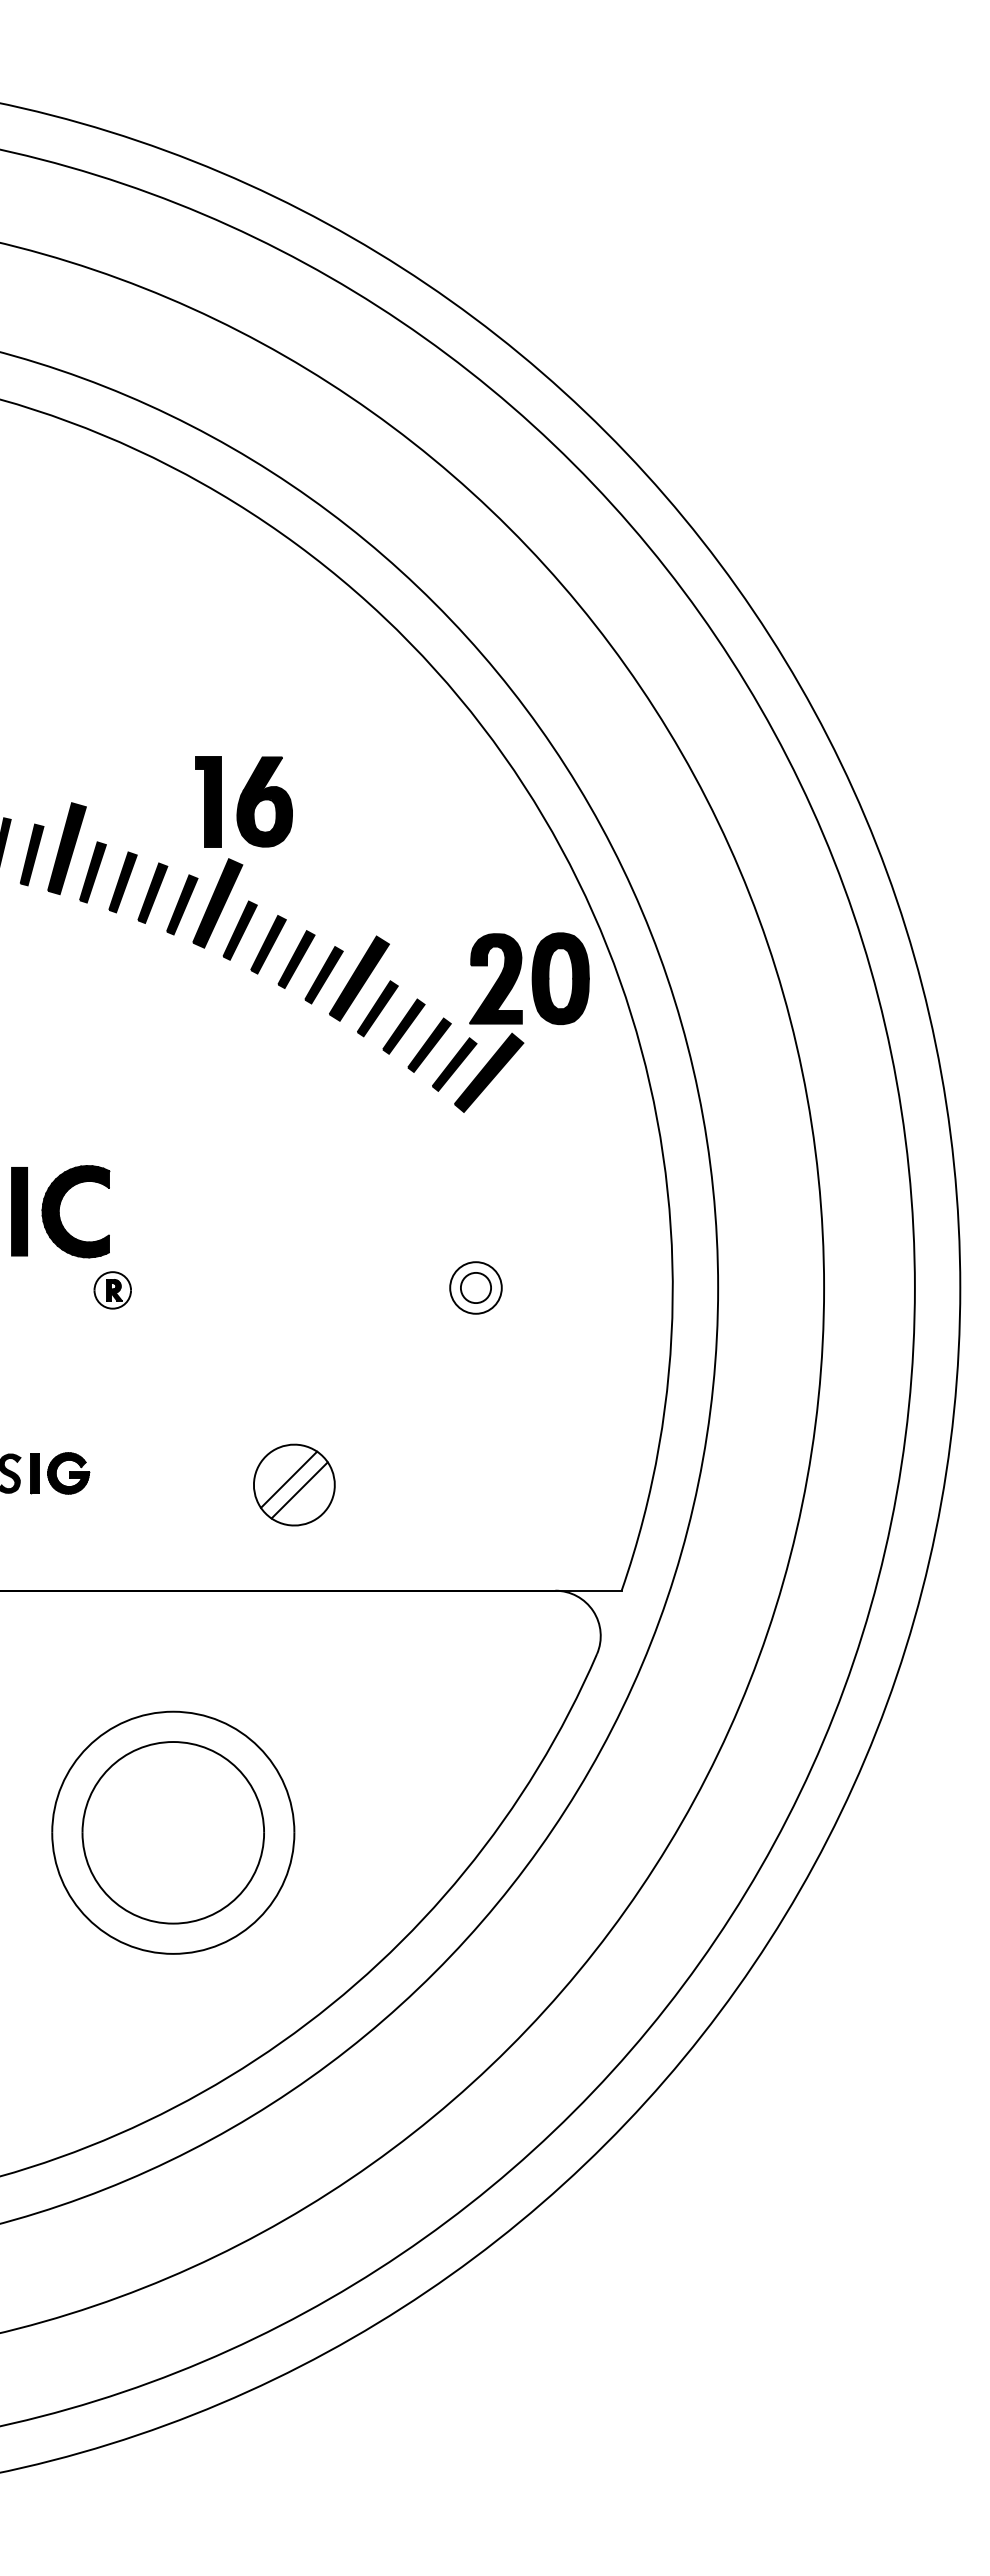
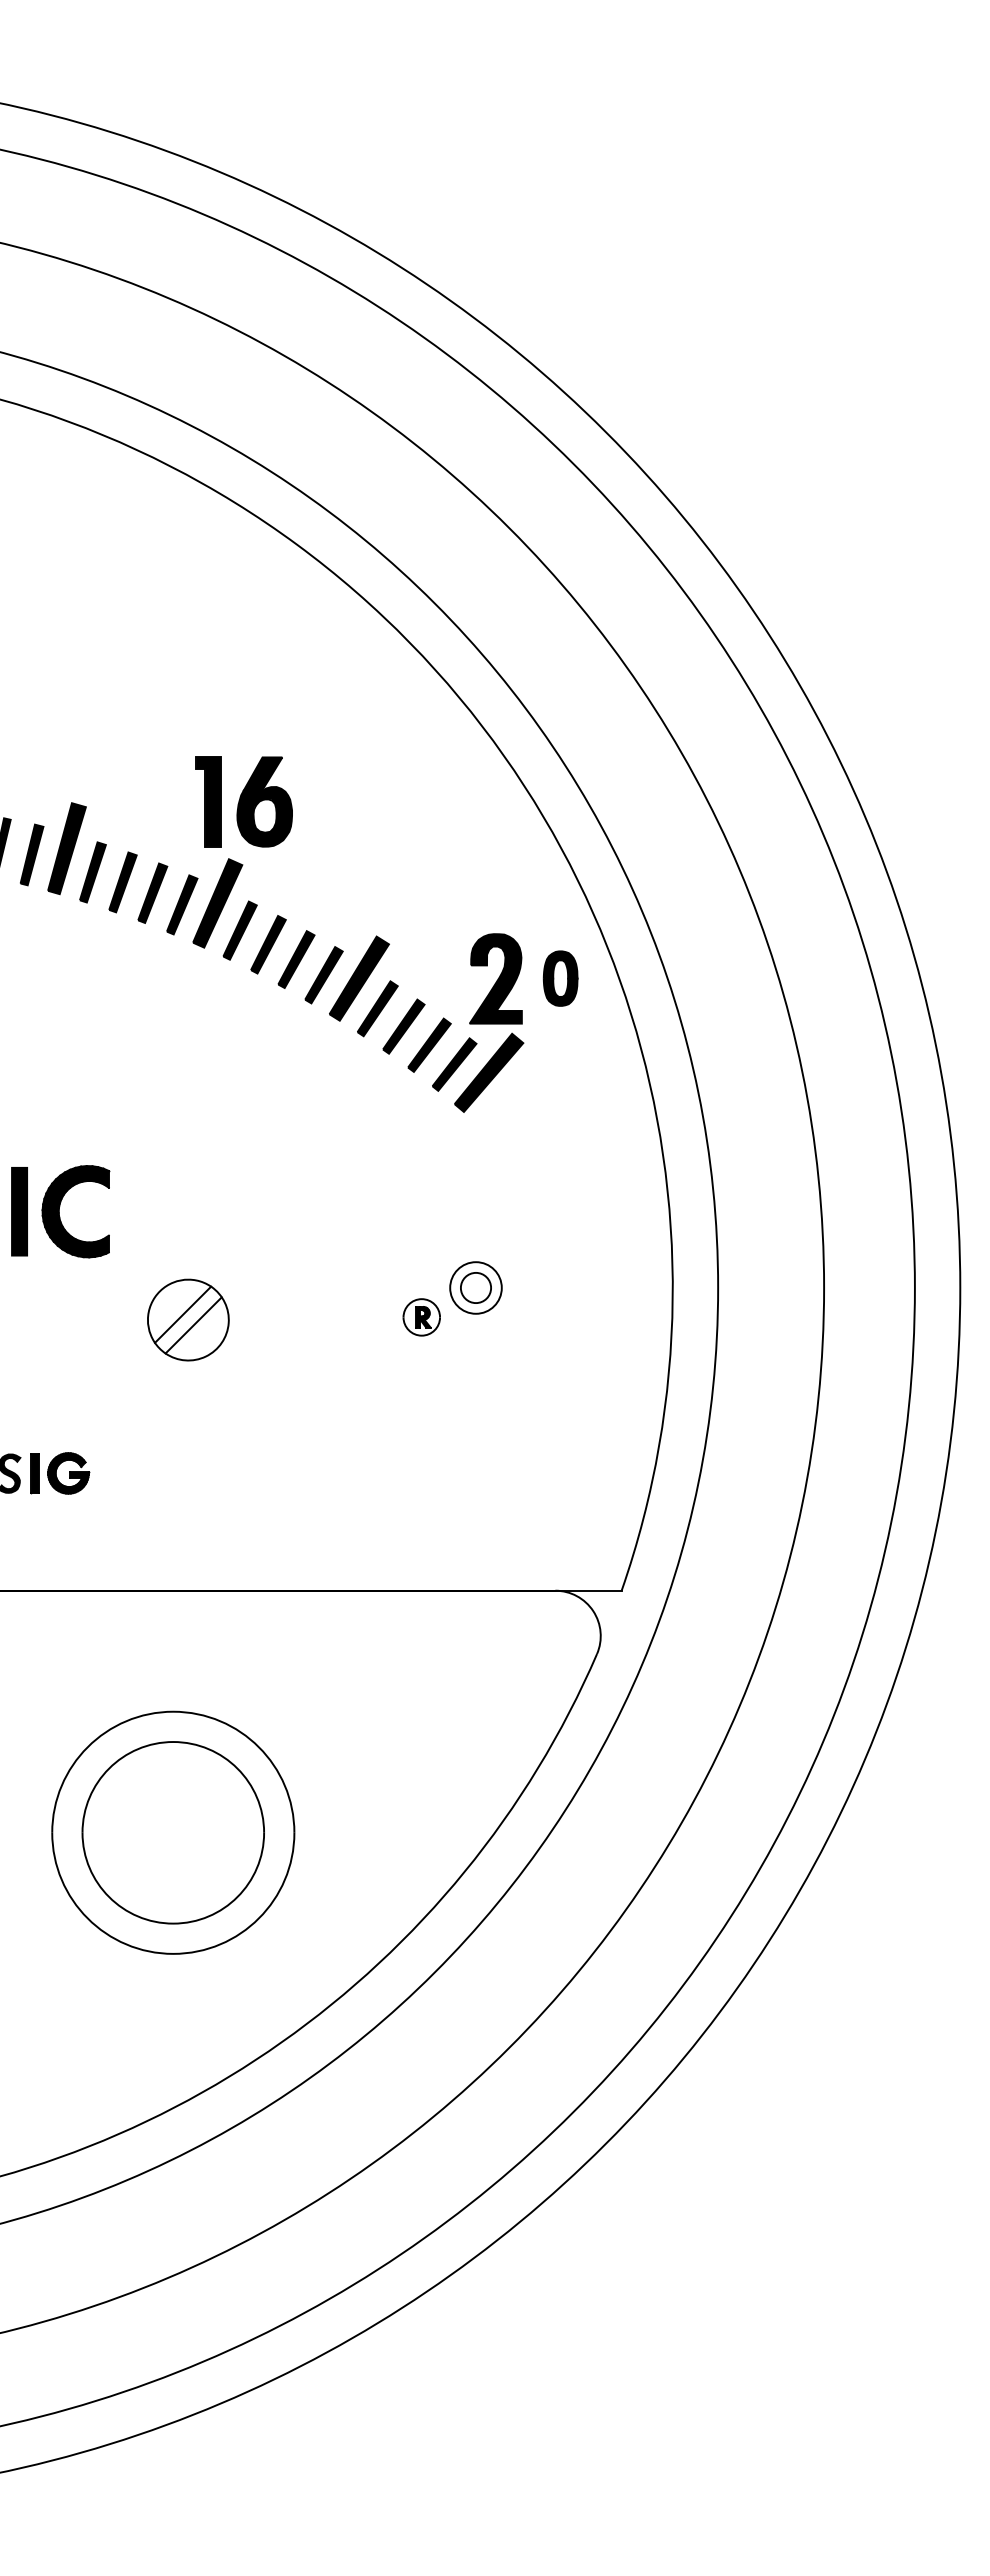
part size: 59x93 px -> 37x57 px (560, 978)
part position: (112, 1290) -> (421, 1317) (421, 1317)
part position: (294, 1484) -> (188, 1319) (188, 1319)
